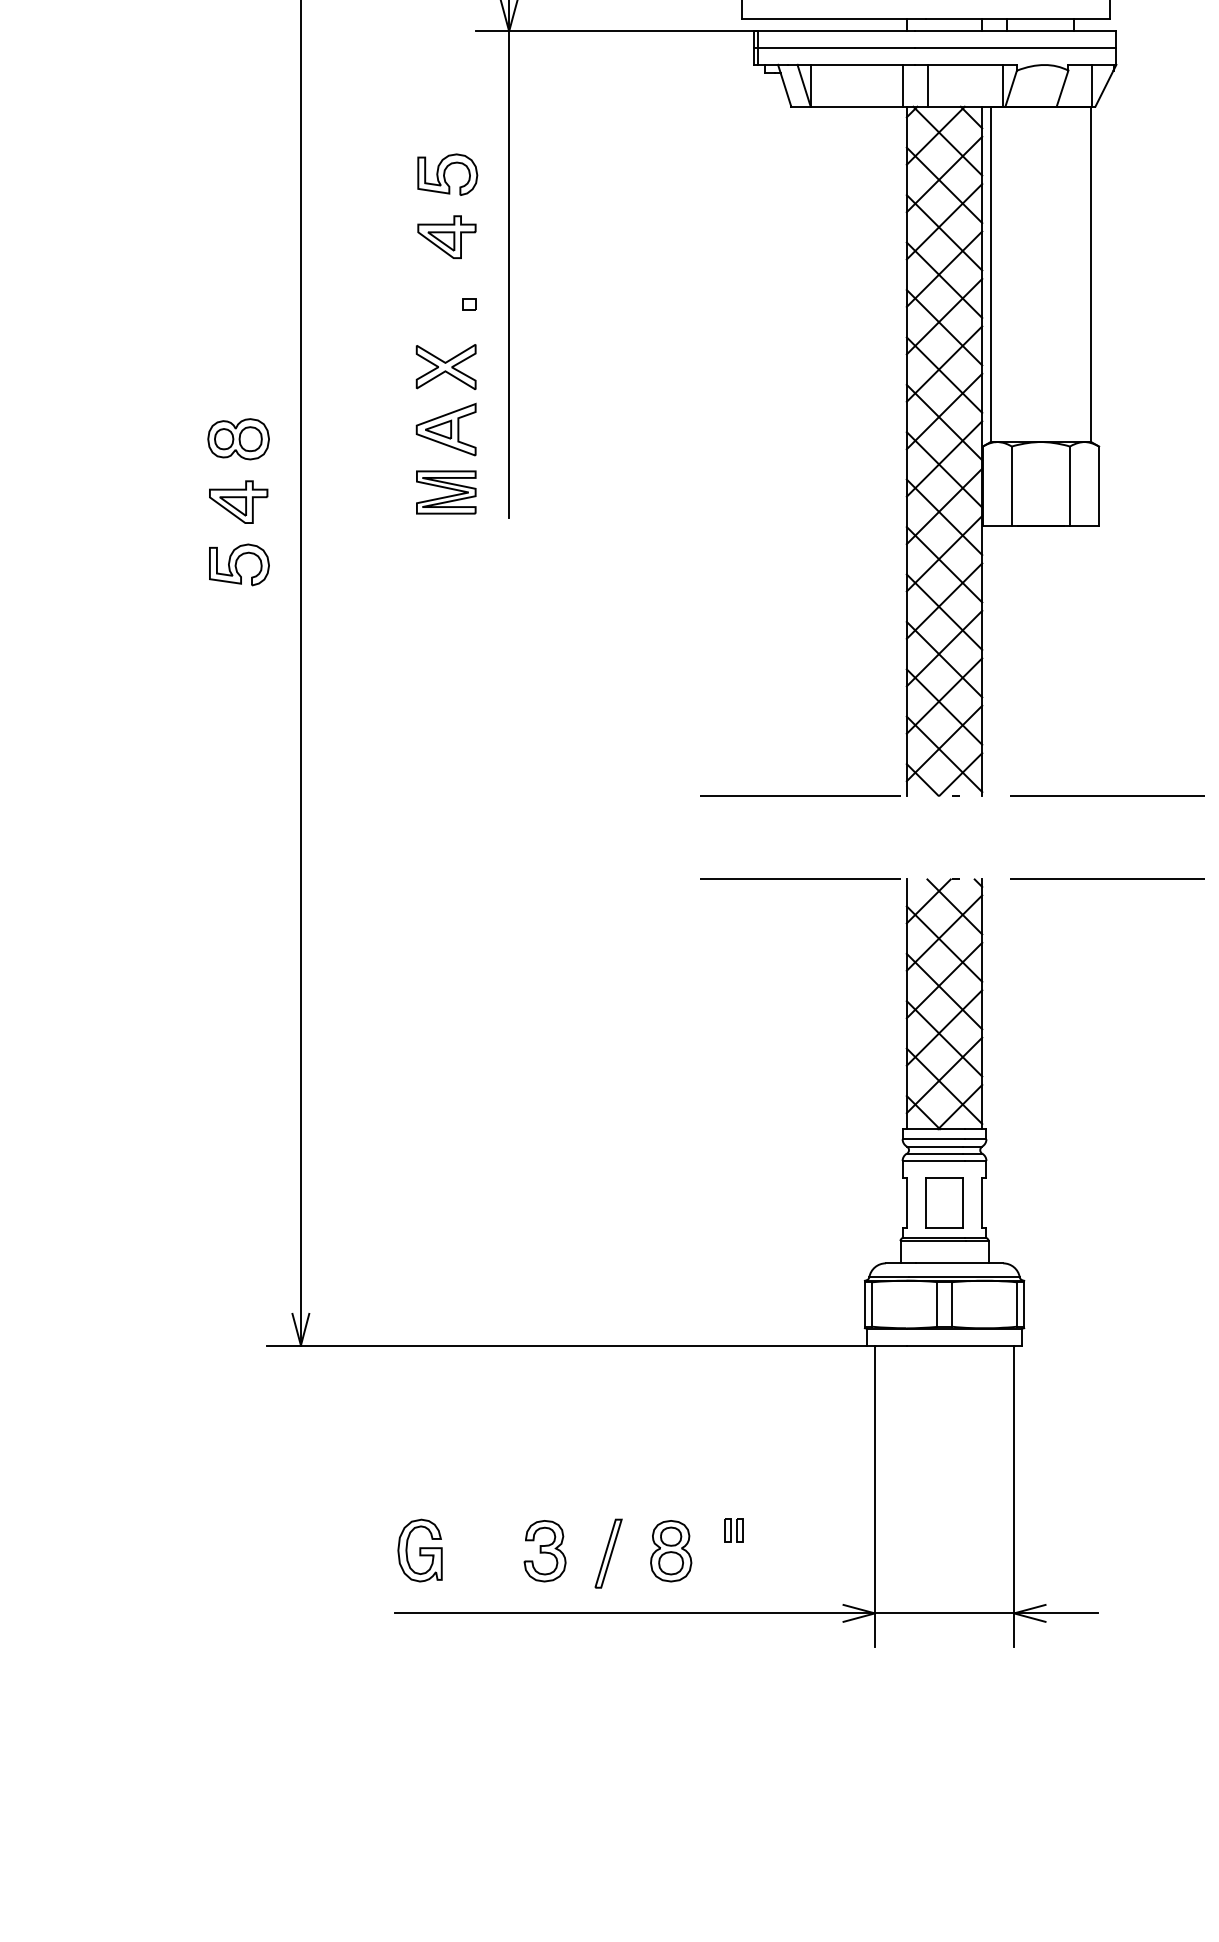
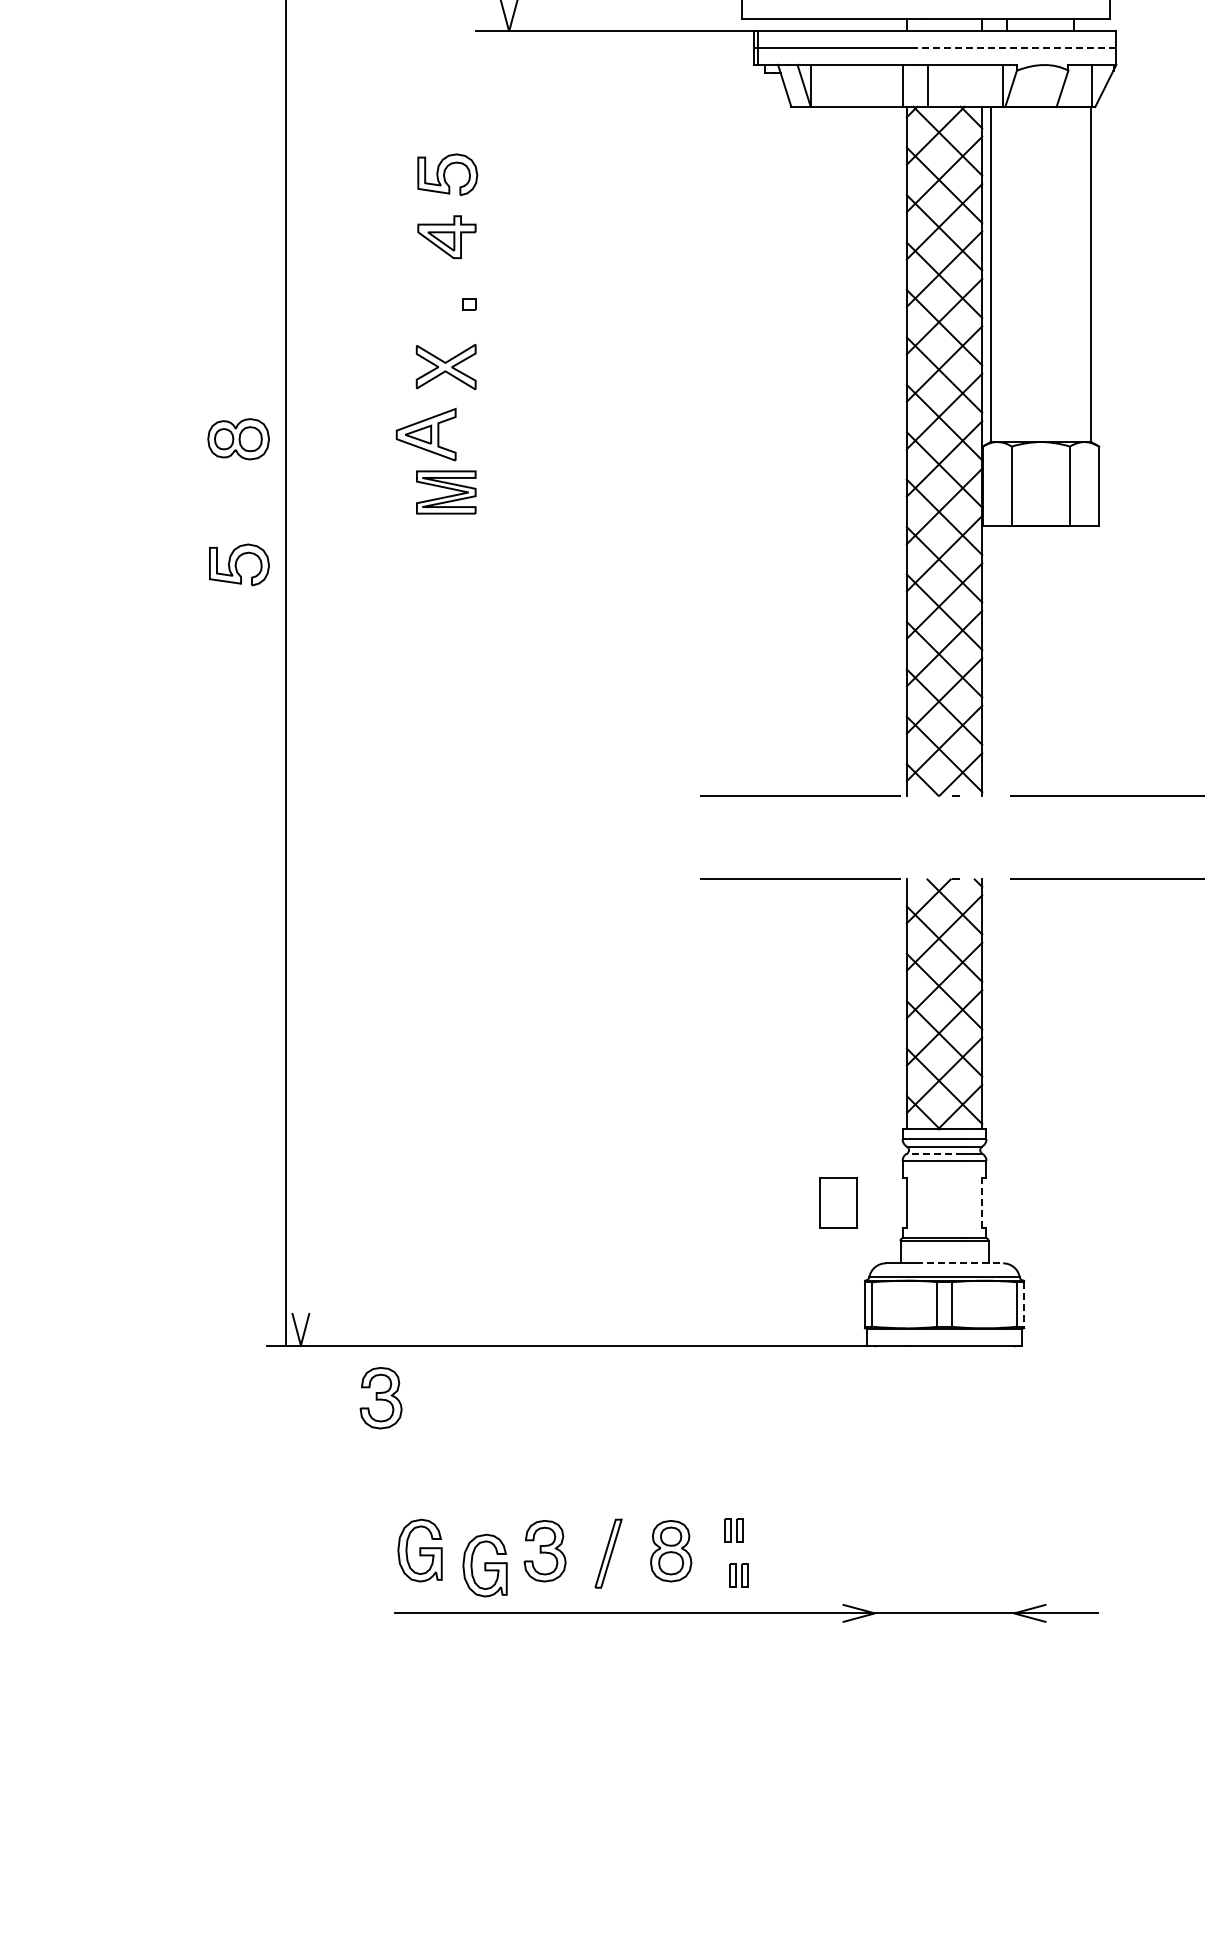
line: solid -> dashed (1015, 48)
line: present -> none (509, 260)
part position: (445, 429) -> (425, 434) (425, 434)
part: present -> none (238, 501)
line position: (300, 673) -> (285, 673) (285, 673)
line: solid -> dashed (934, 1153)
part position: (944, 1202) -> (838, 1202) (838, 1202)
line: solid -> dashed (982, 1202)
line: solid -> dashed (960, 1263)
line: solid -> dashed (1024, 1305)
part: none -> present (380, 1398)
line: present -> none (874, 1495)
line: present -> none (1014, 1495)
part: none -> present (484, 1565)
part: none -> present (738, 1575)
